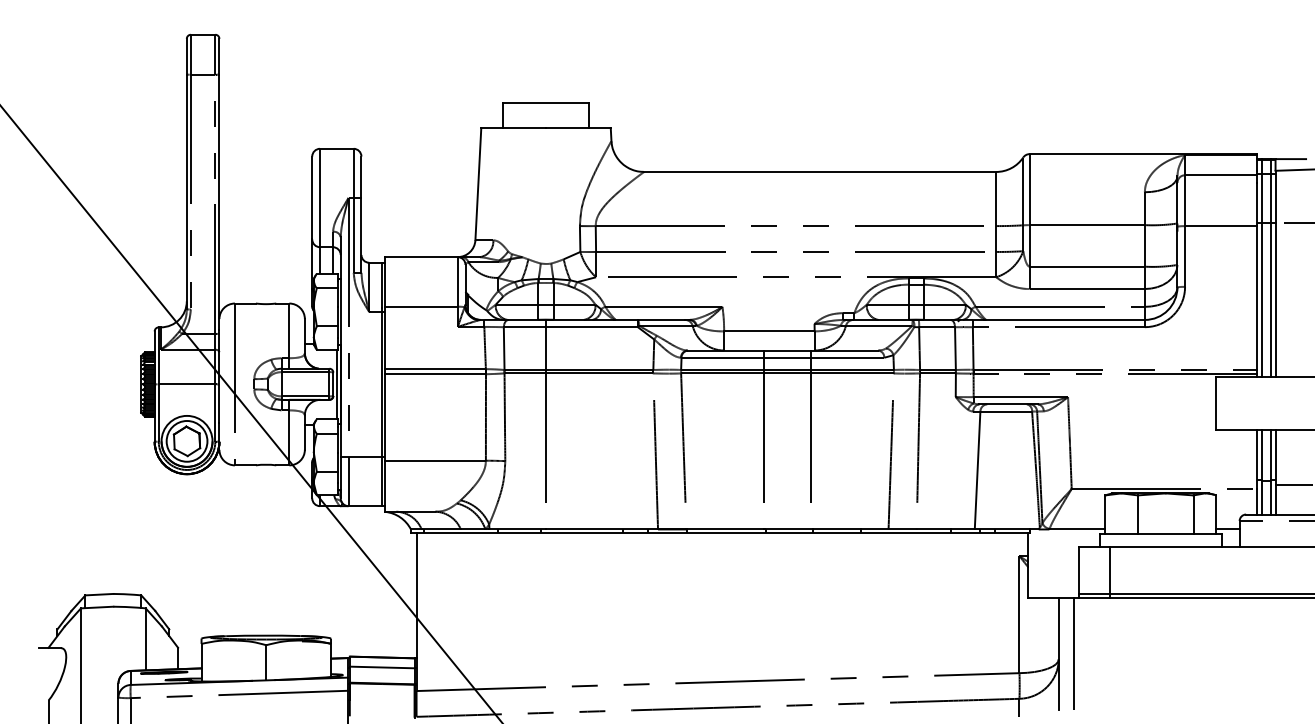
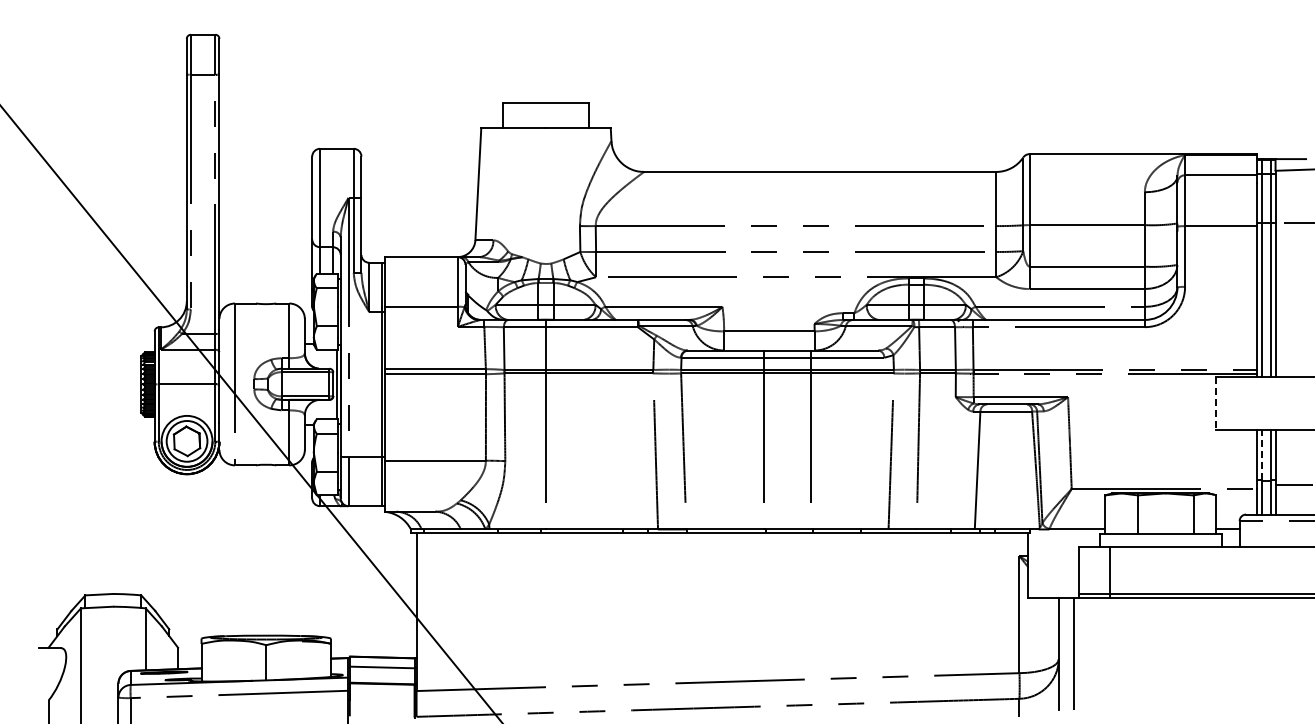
line: solid -> dashed (1215, 403)
line: solid -> dashed (1261, 455)
